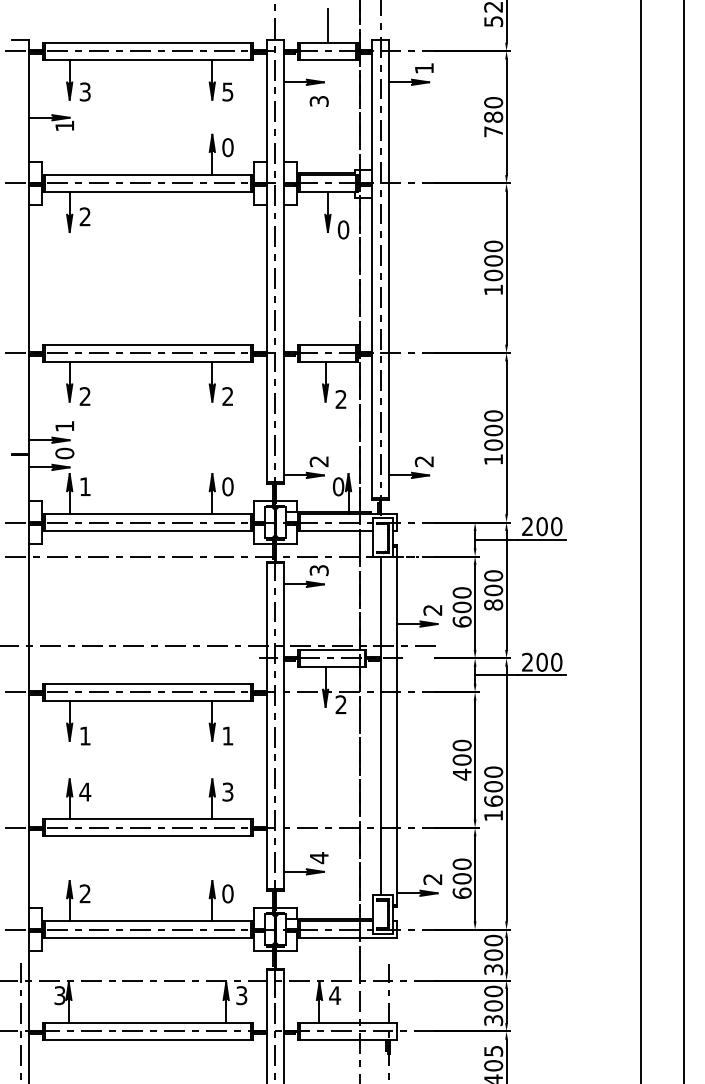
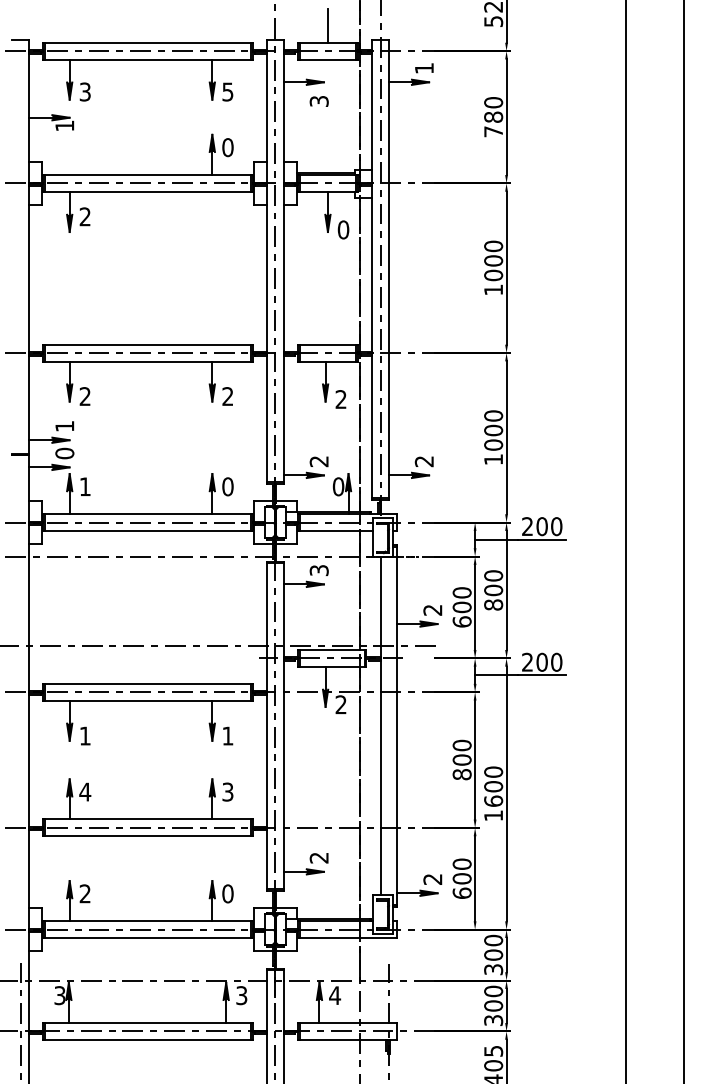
line position: (641, 541) -> (626, 541) (626, 541)
text: 400 -> 800 (461, 774)
text: 4 -> 2 (318, 858)
